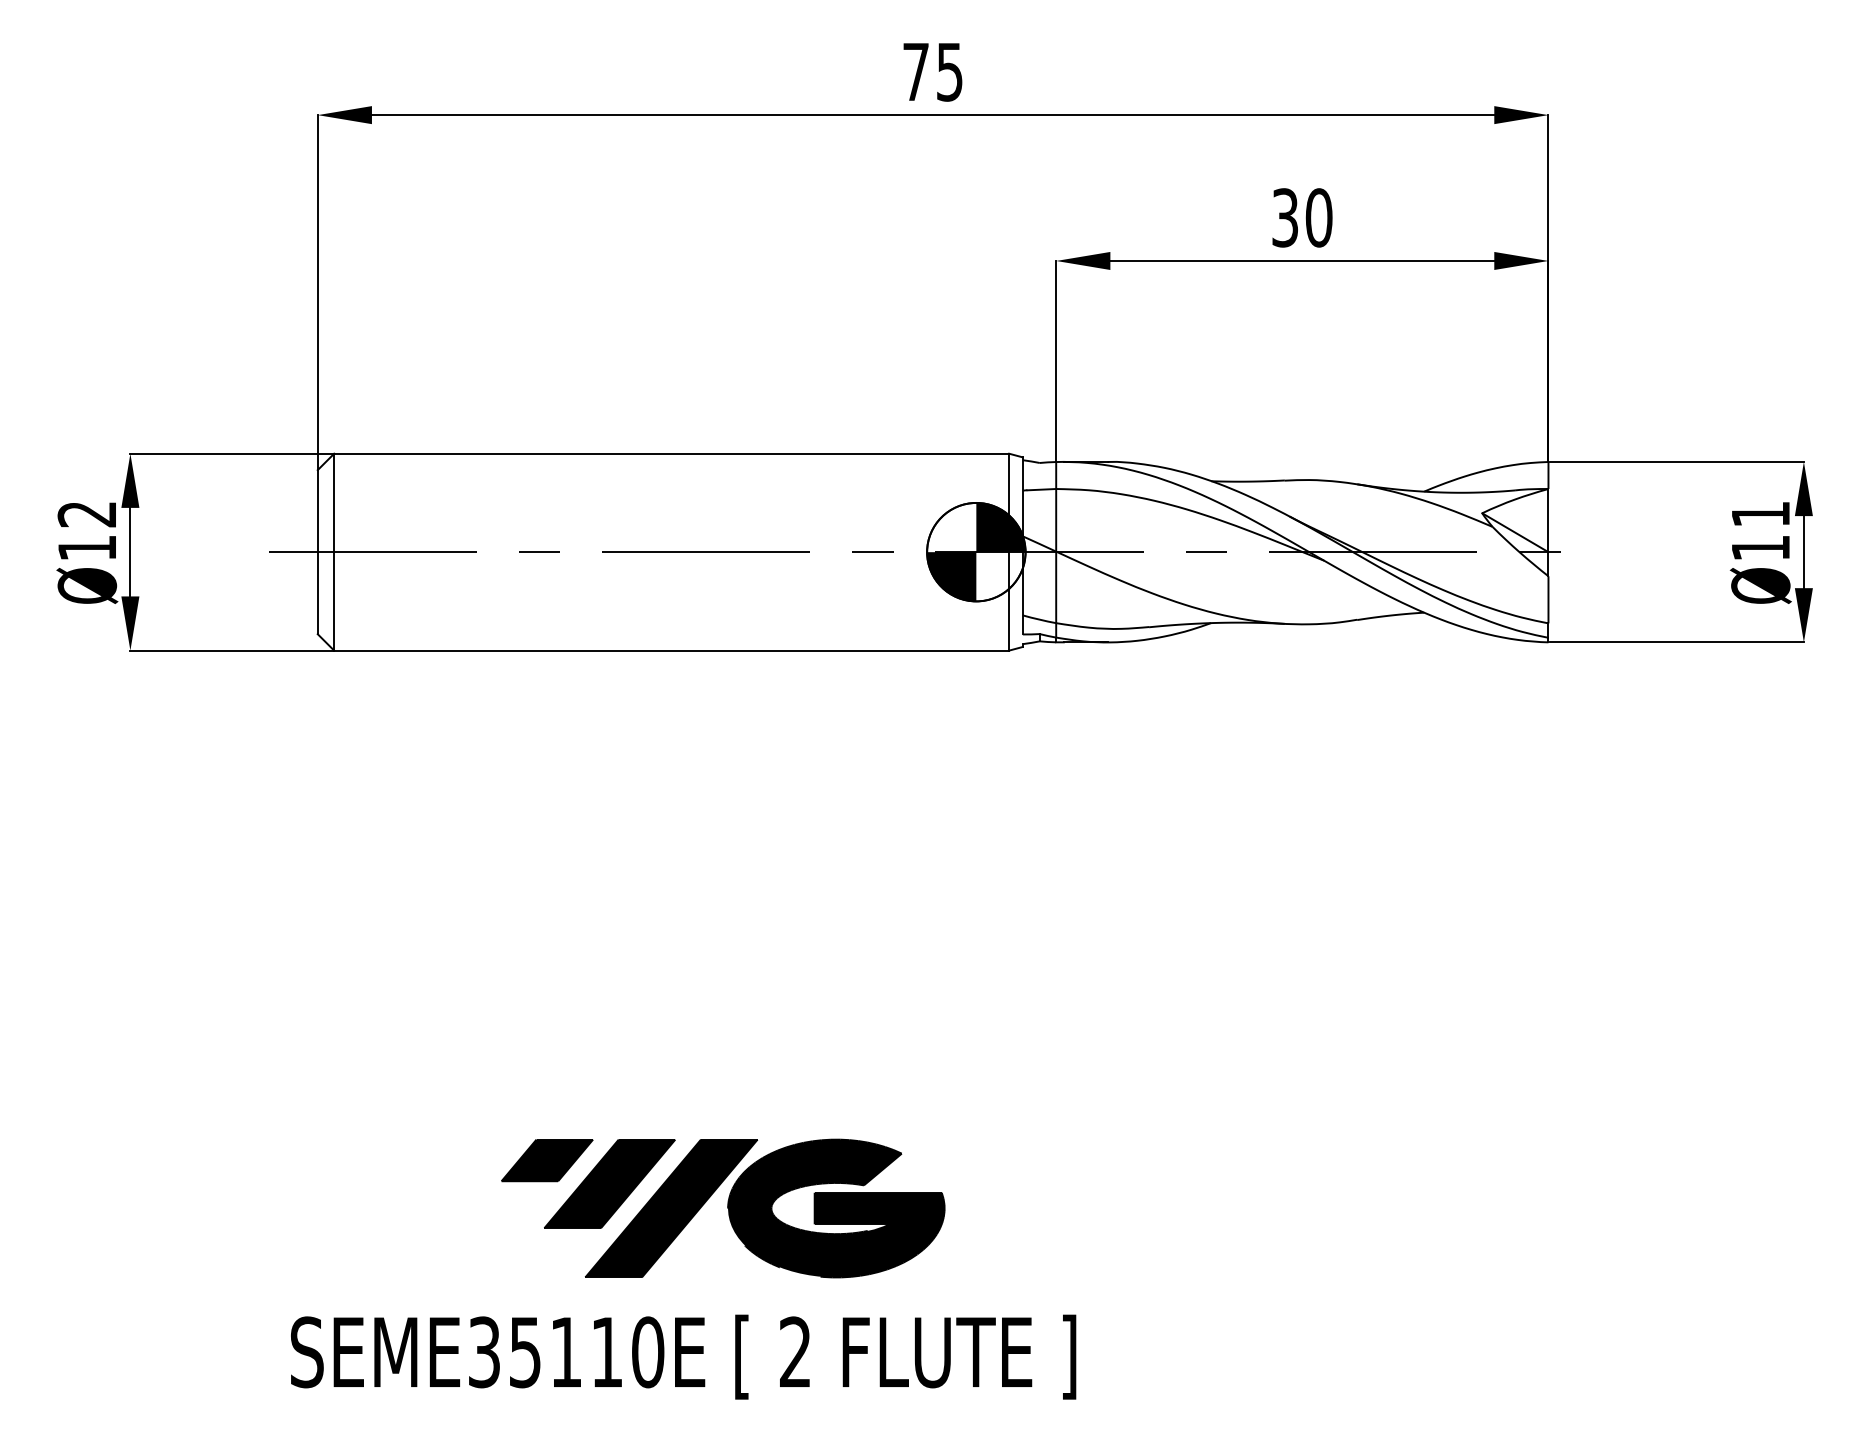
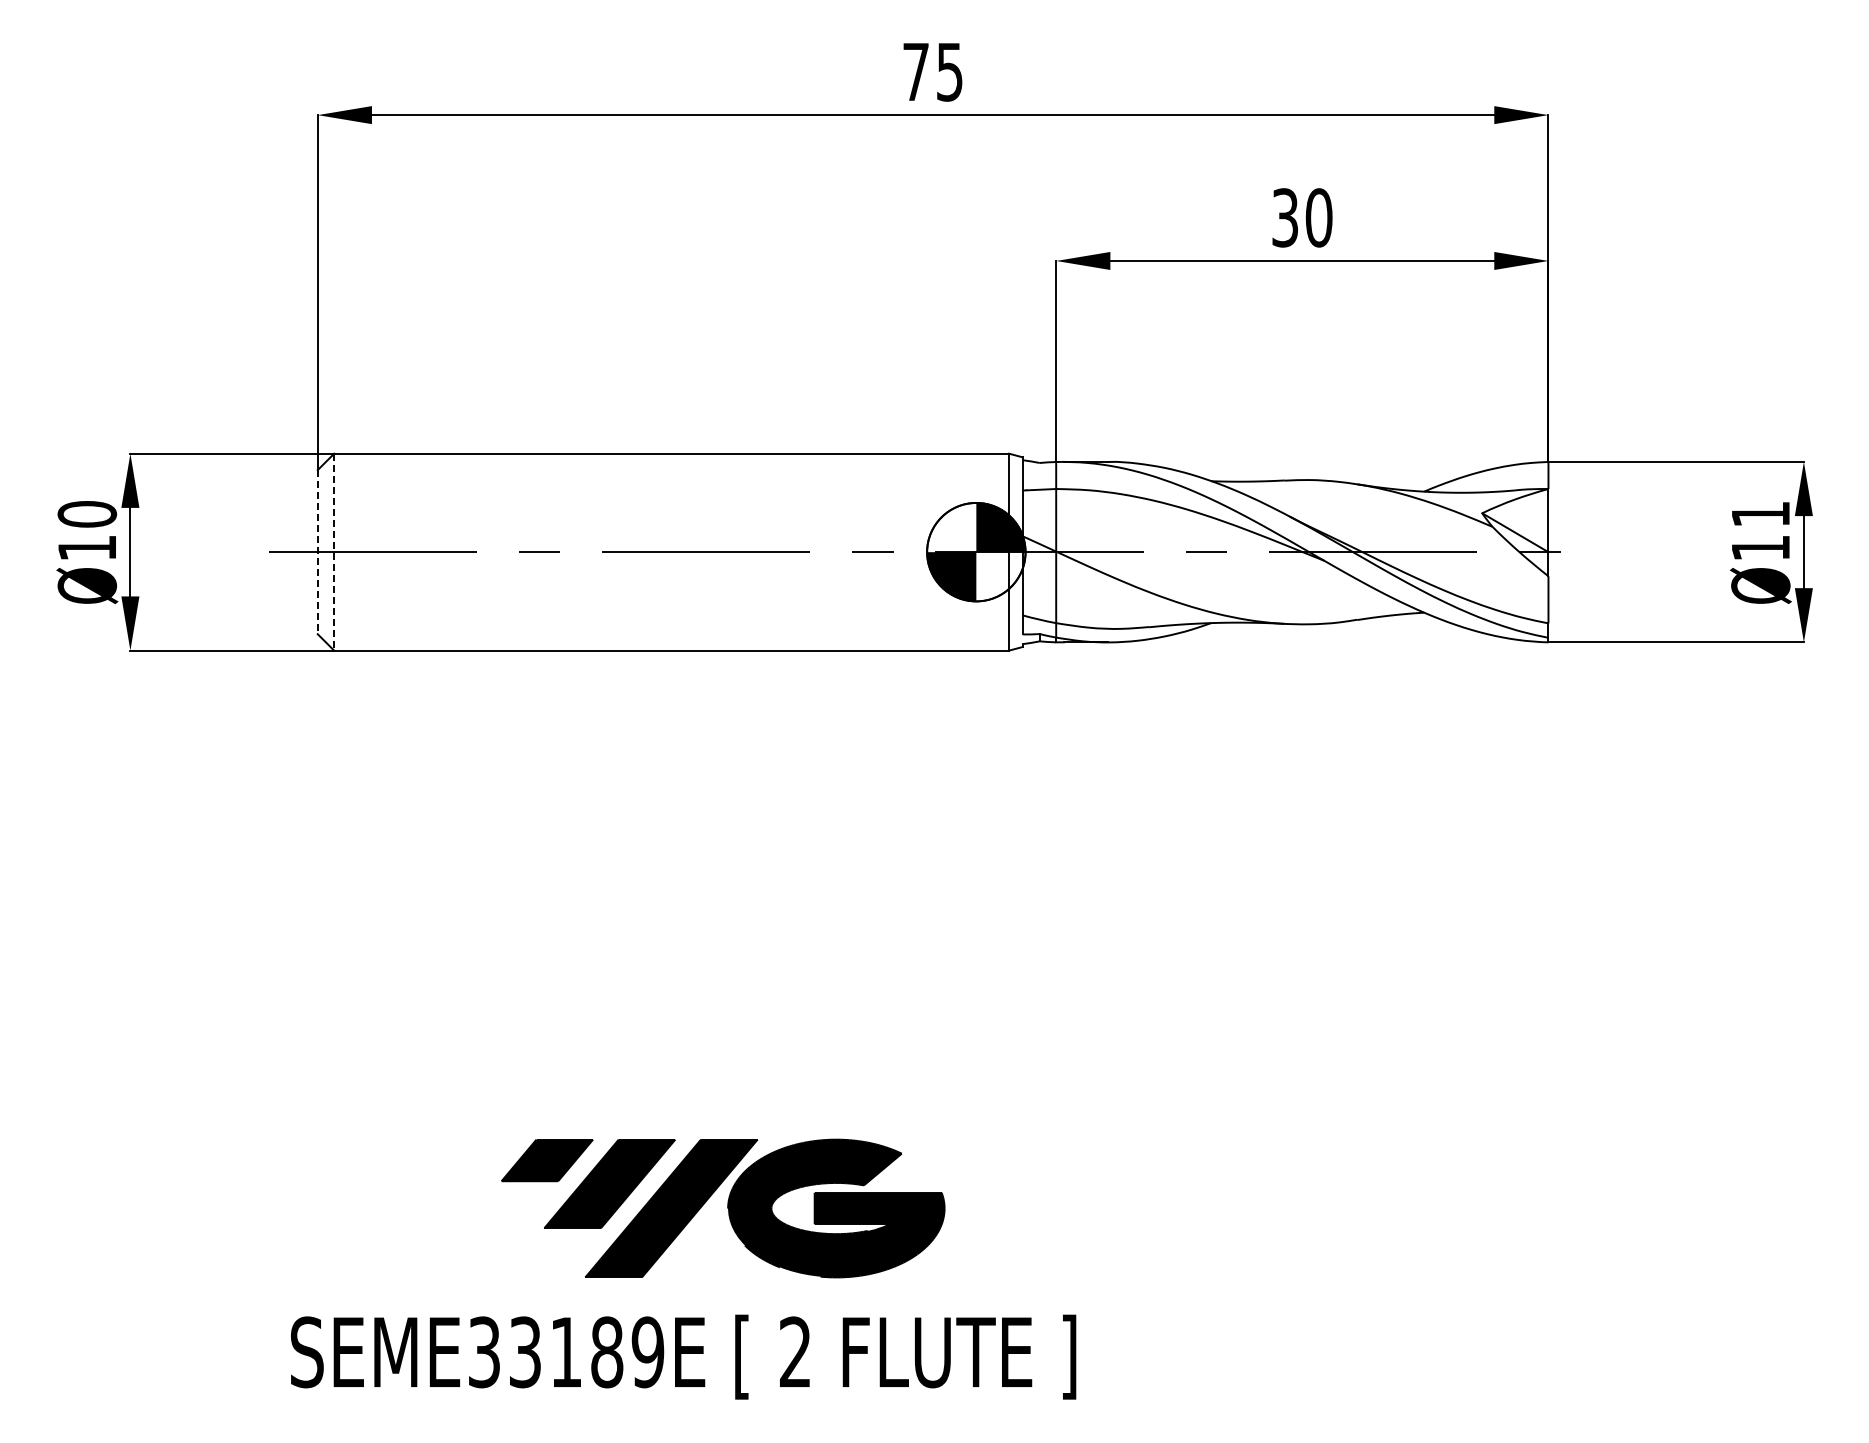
text: Ø12 -> Ø10 (87, 514)
line: solid -> dashed (317, 552)
line: solid -> dashed (334, 552)
text: SEME35110E -> SEME33189E (587, 1352)
